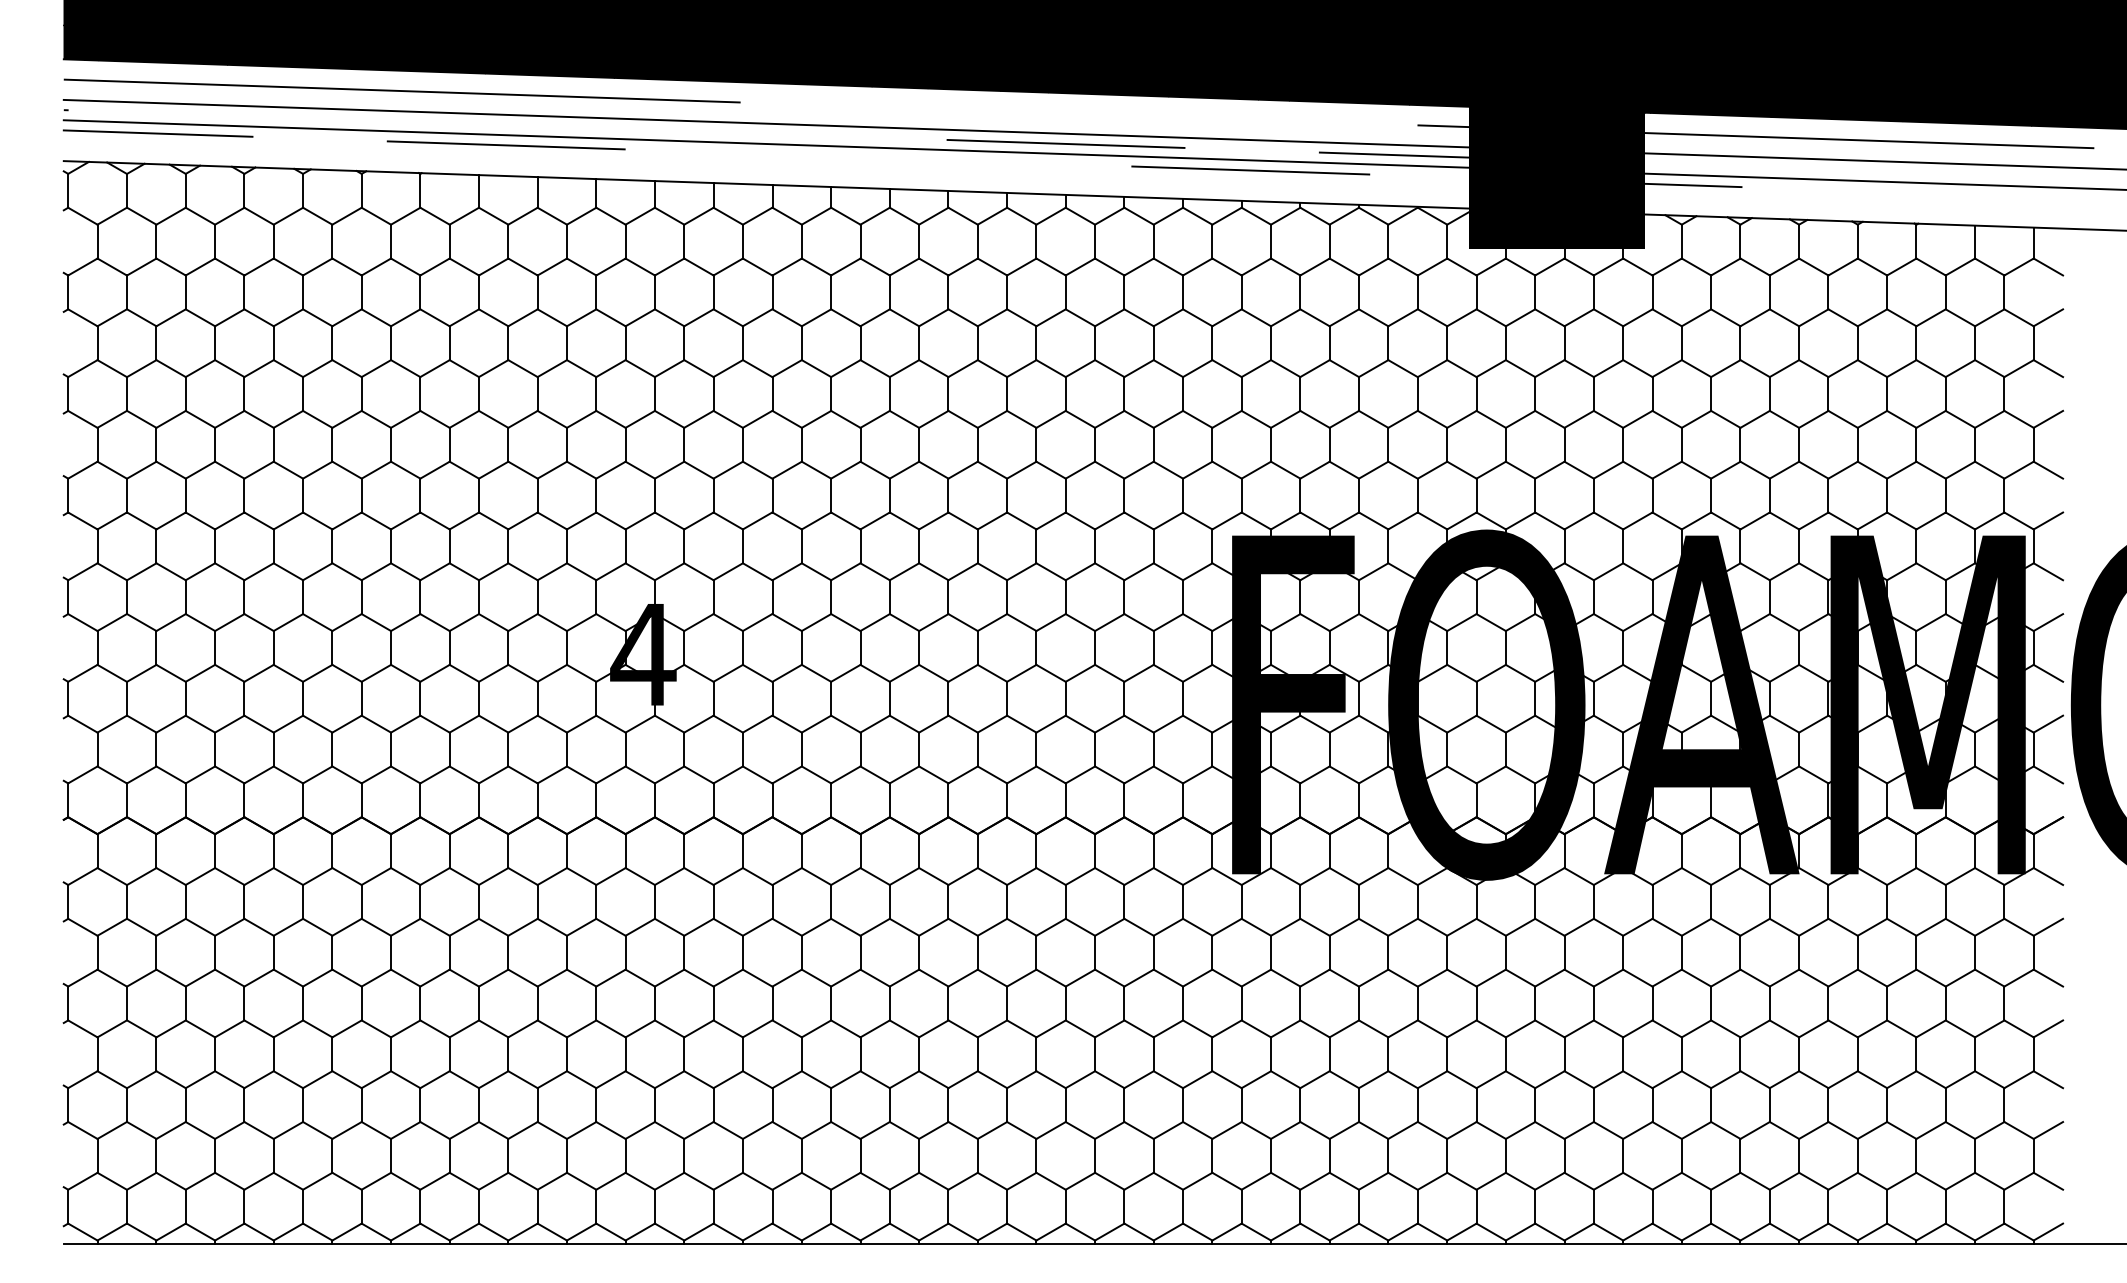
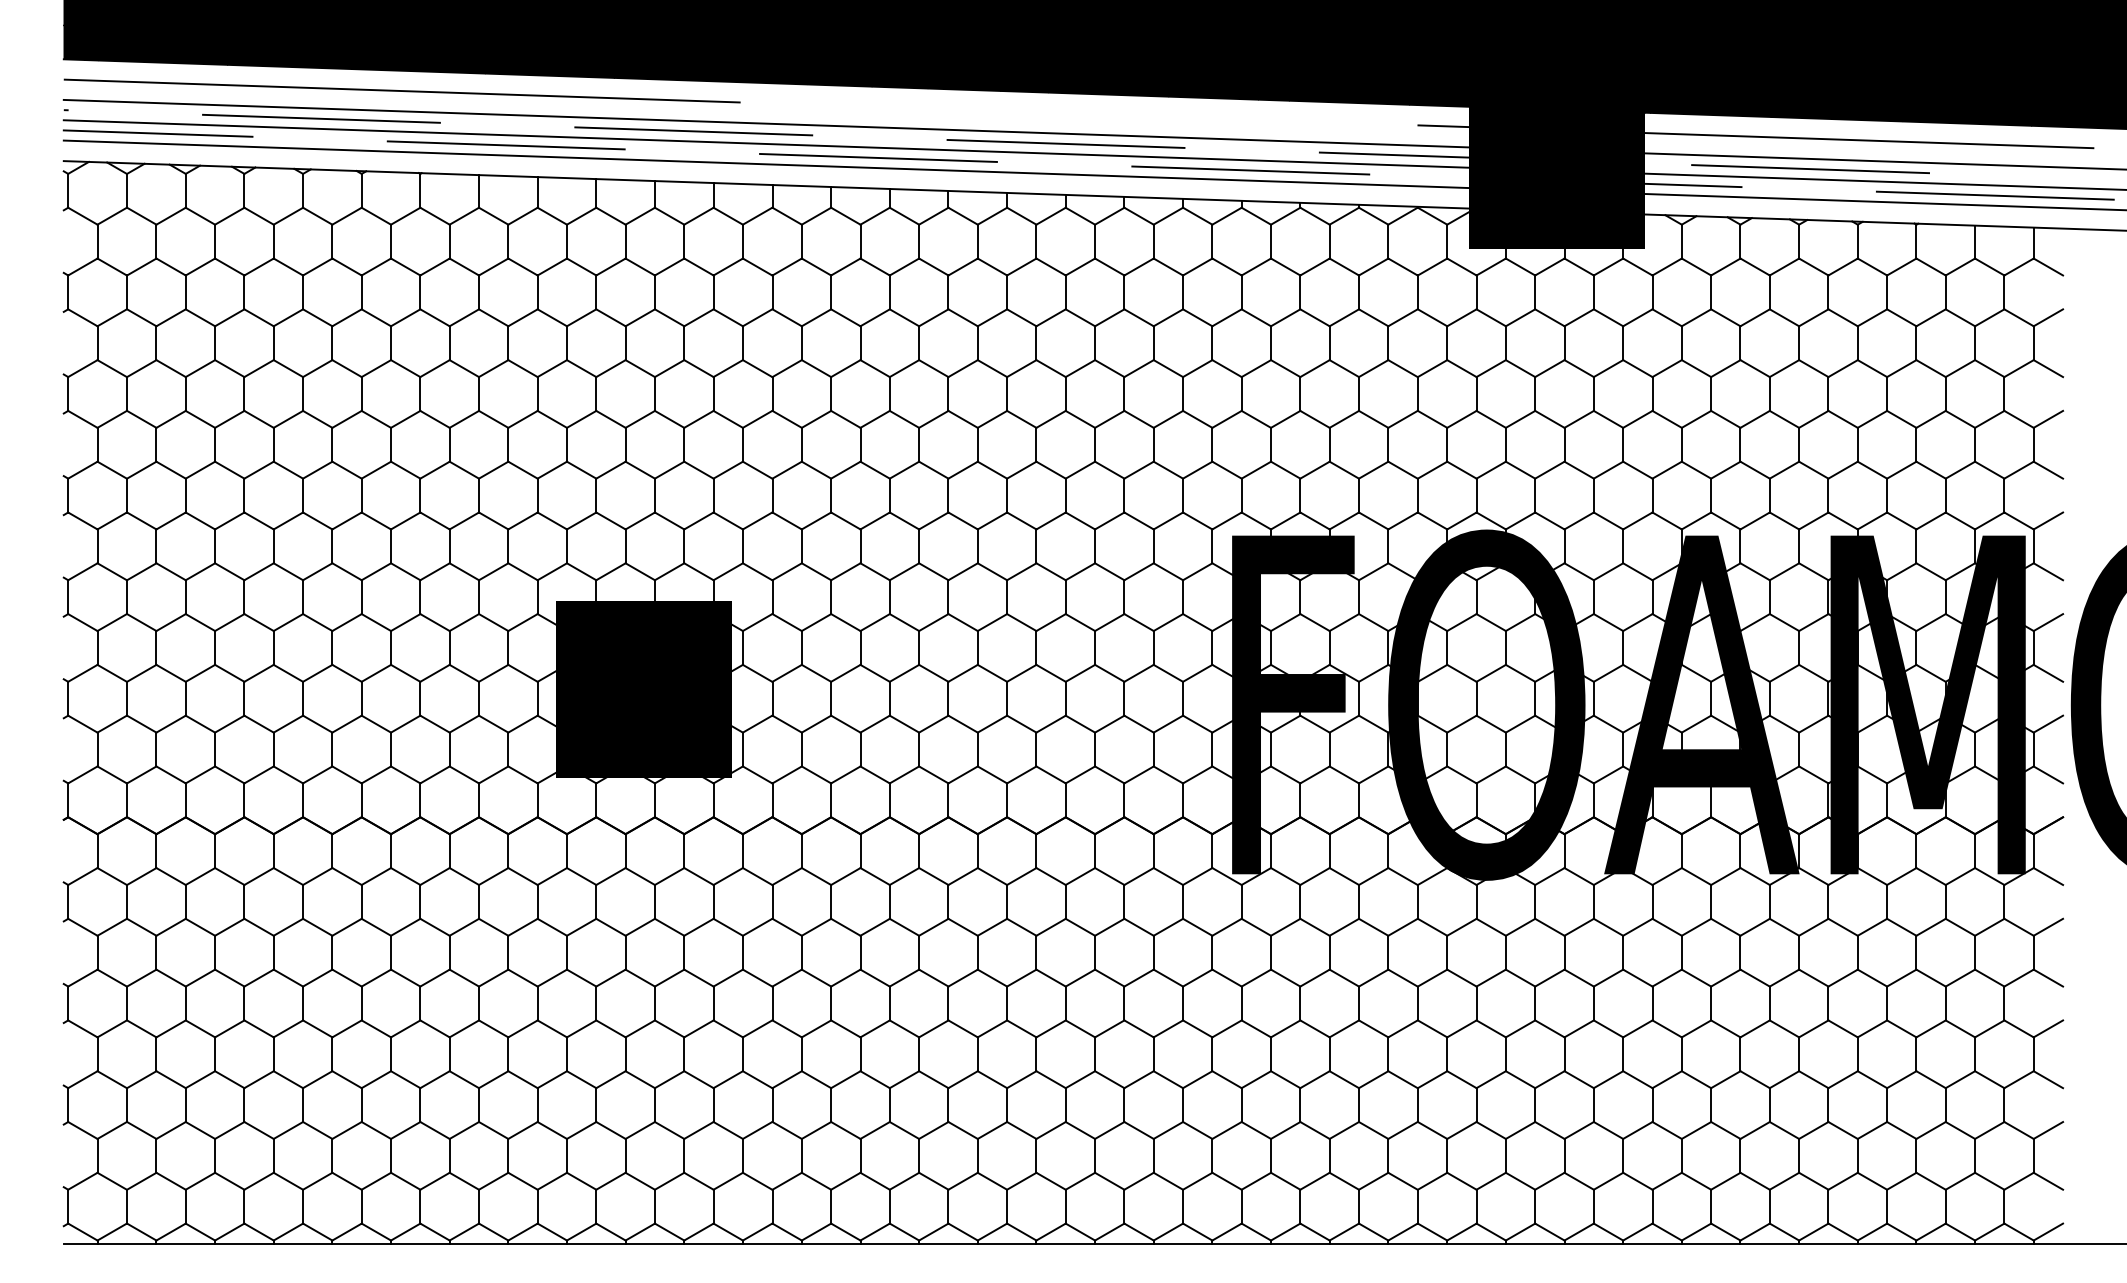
line: none -> present (321, 118)
line: none -> present (693, 131)
line: none -> present (878, 157)
line: none -> present (1810, 169)
line: none -> present (1093, 175)
line: none -> present (1994, 195)
fill: none -> present (643, 689)
